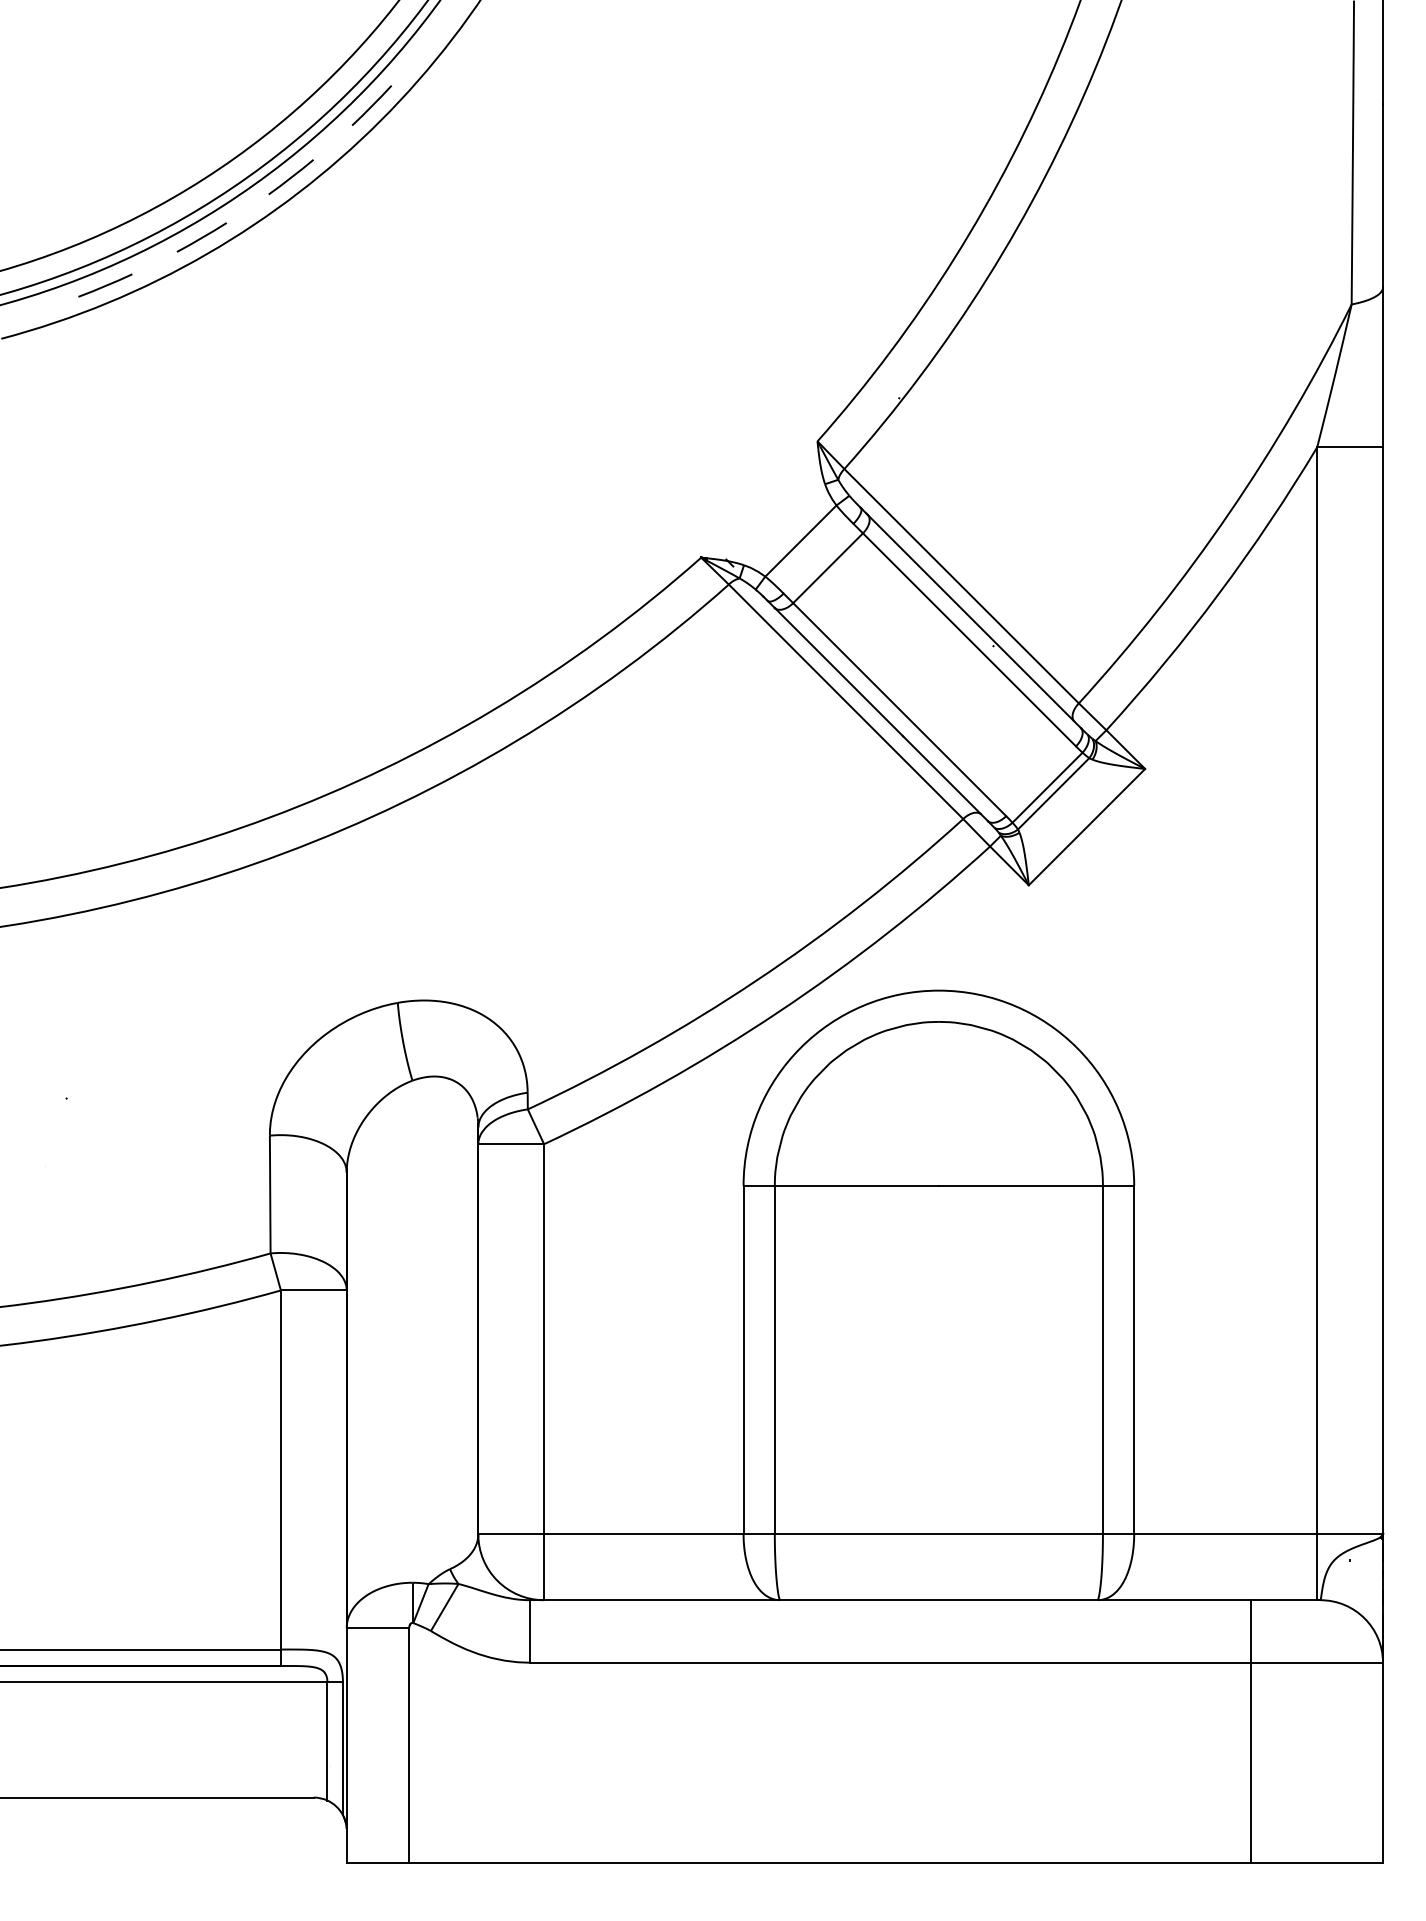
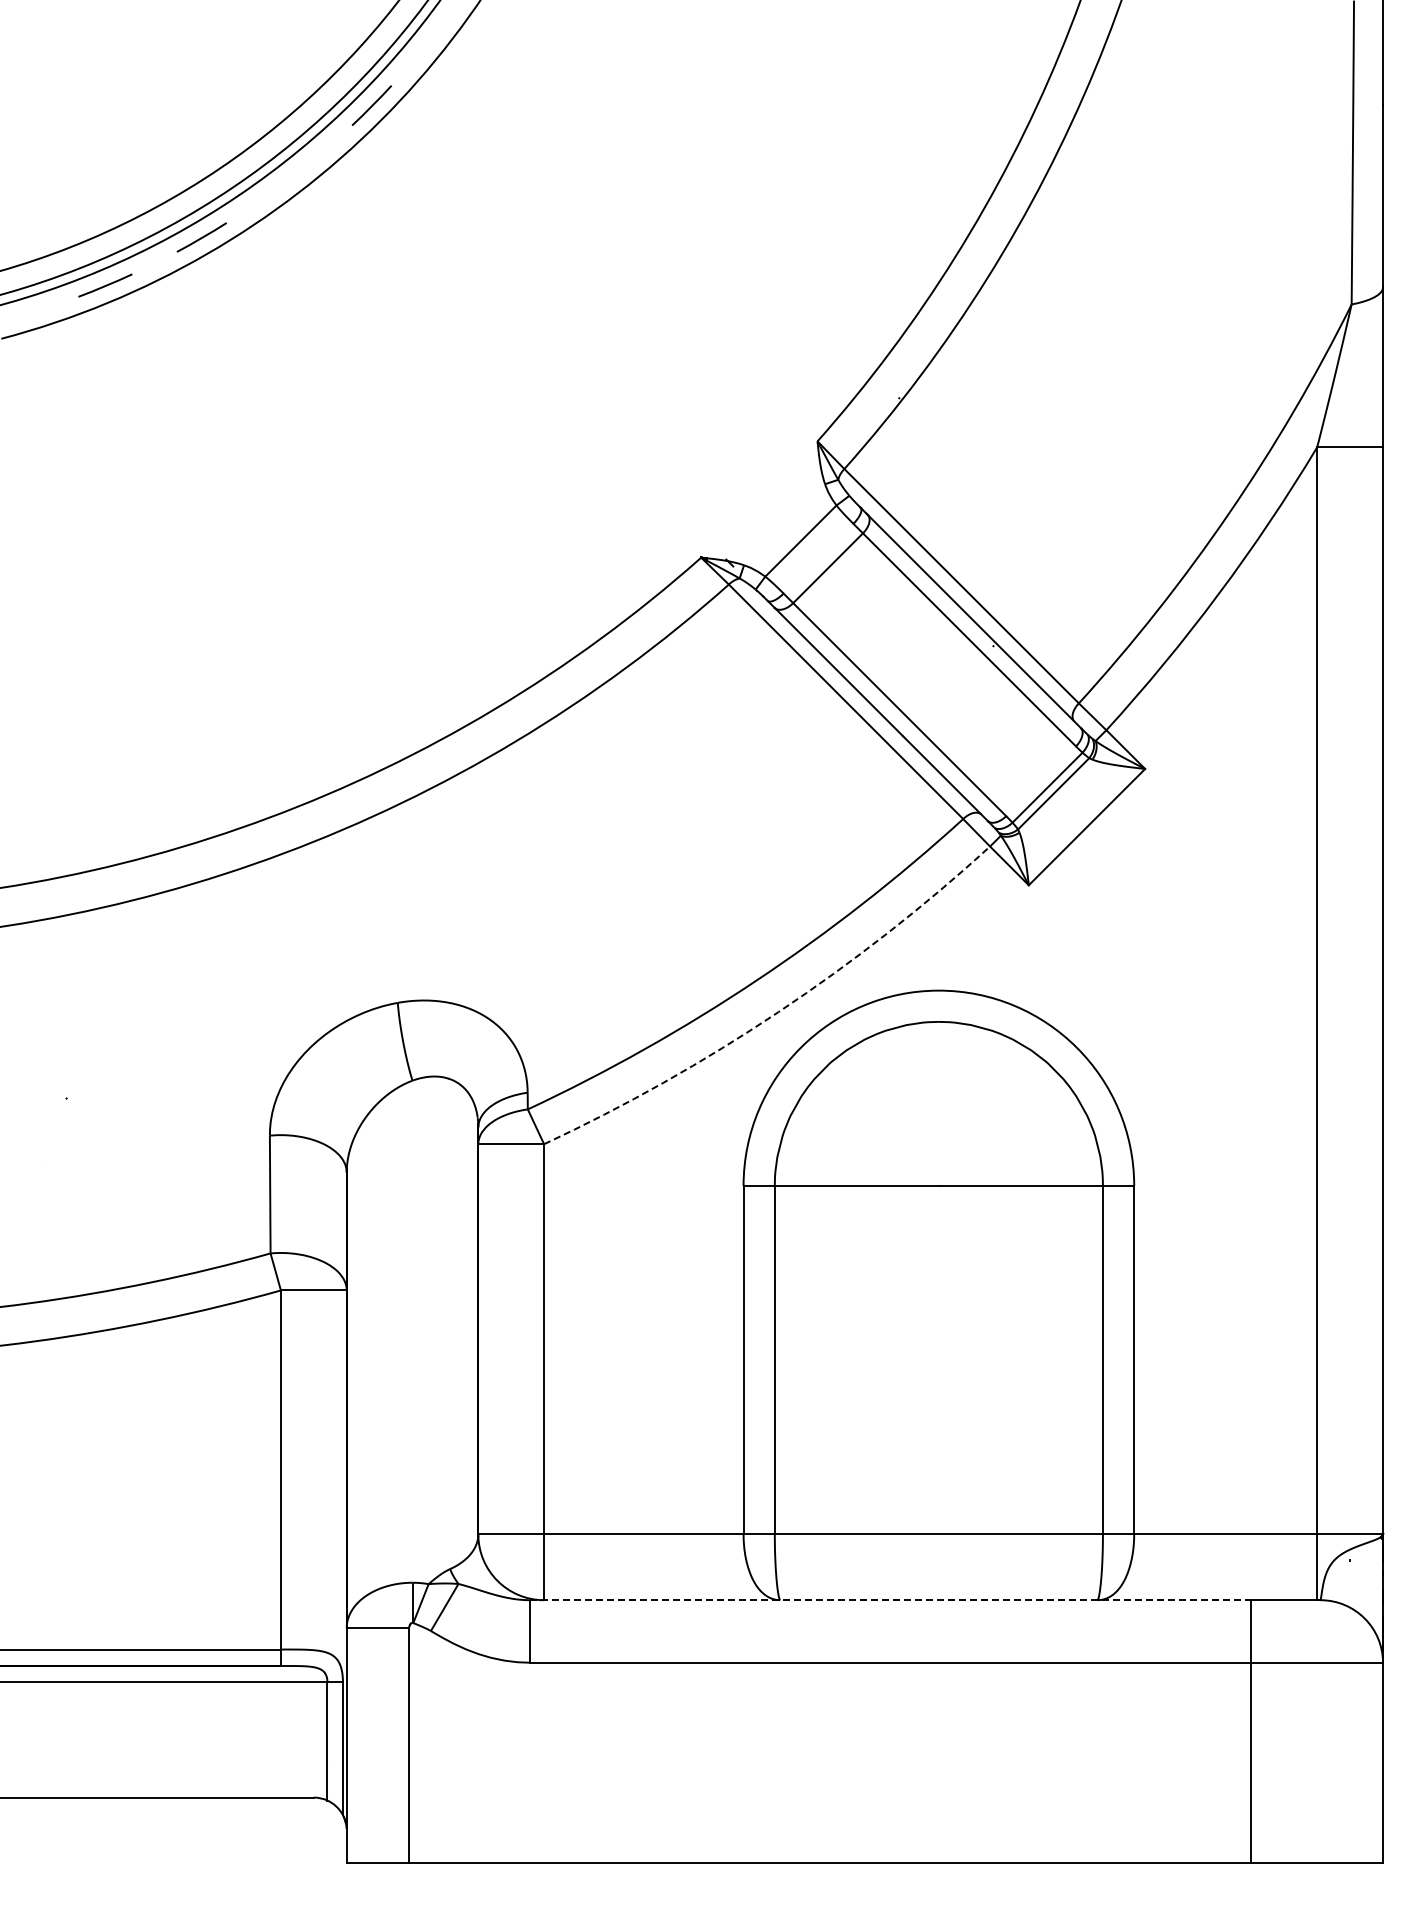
line: present -> none (291, 176)
arc: solid -> dashed (778, 1012)
line: solid -> dashed (890, 1600)
